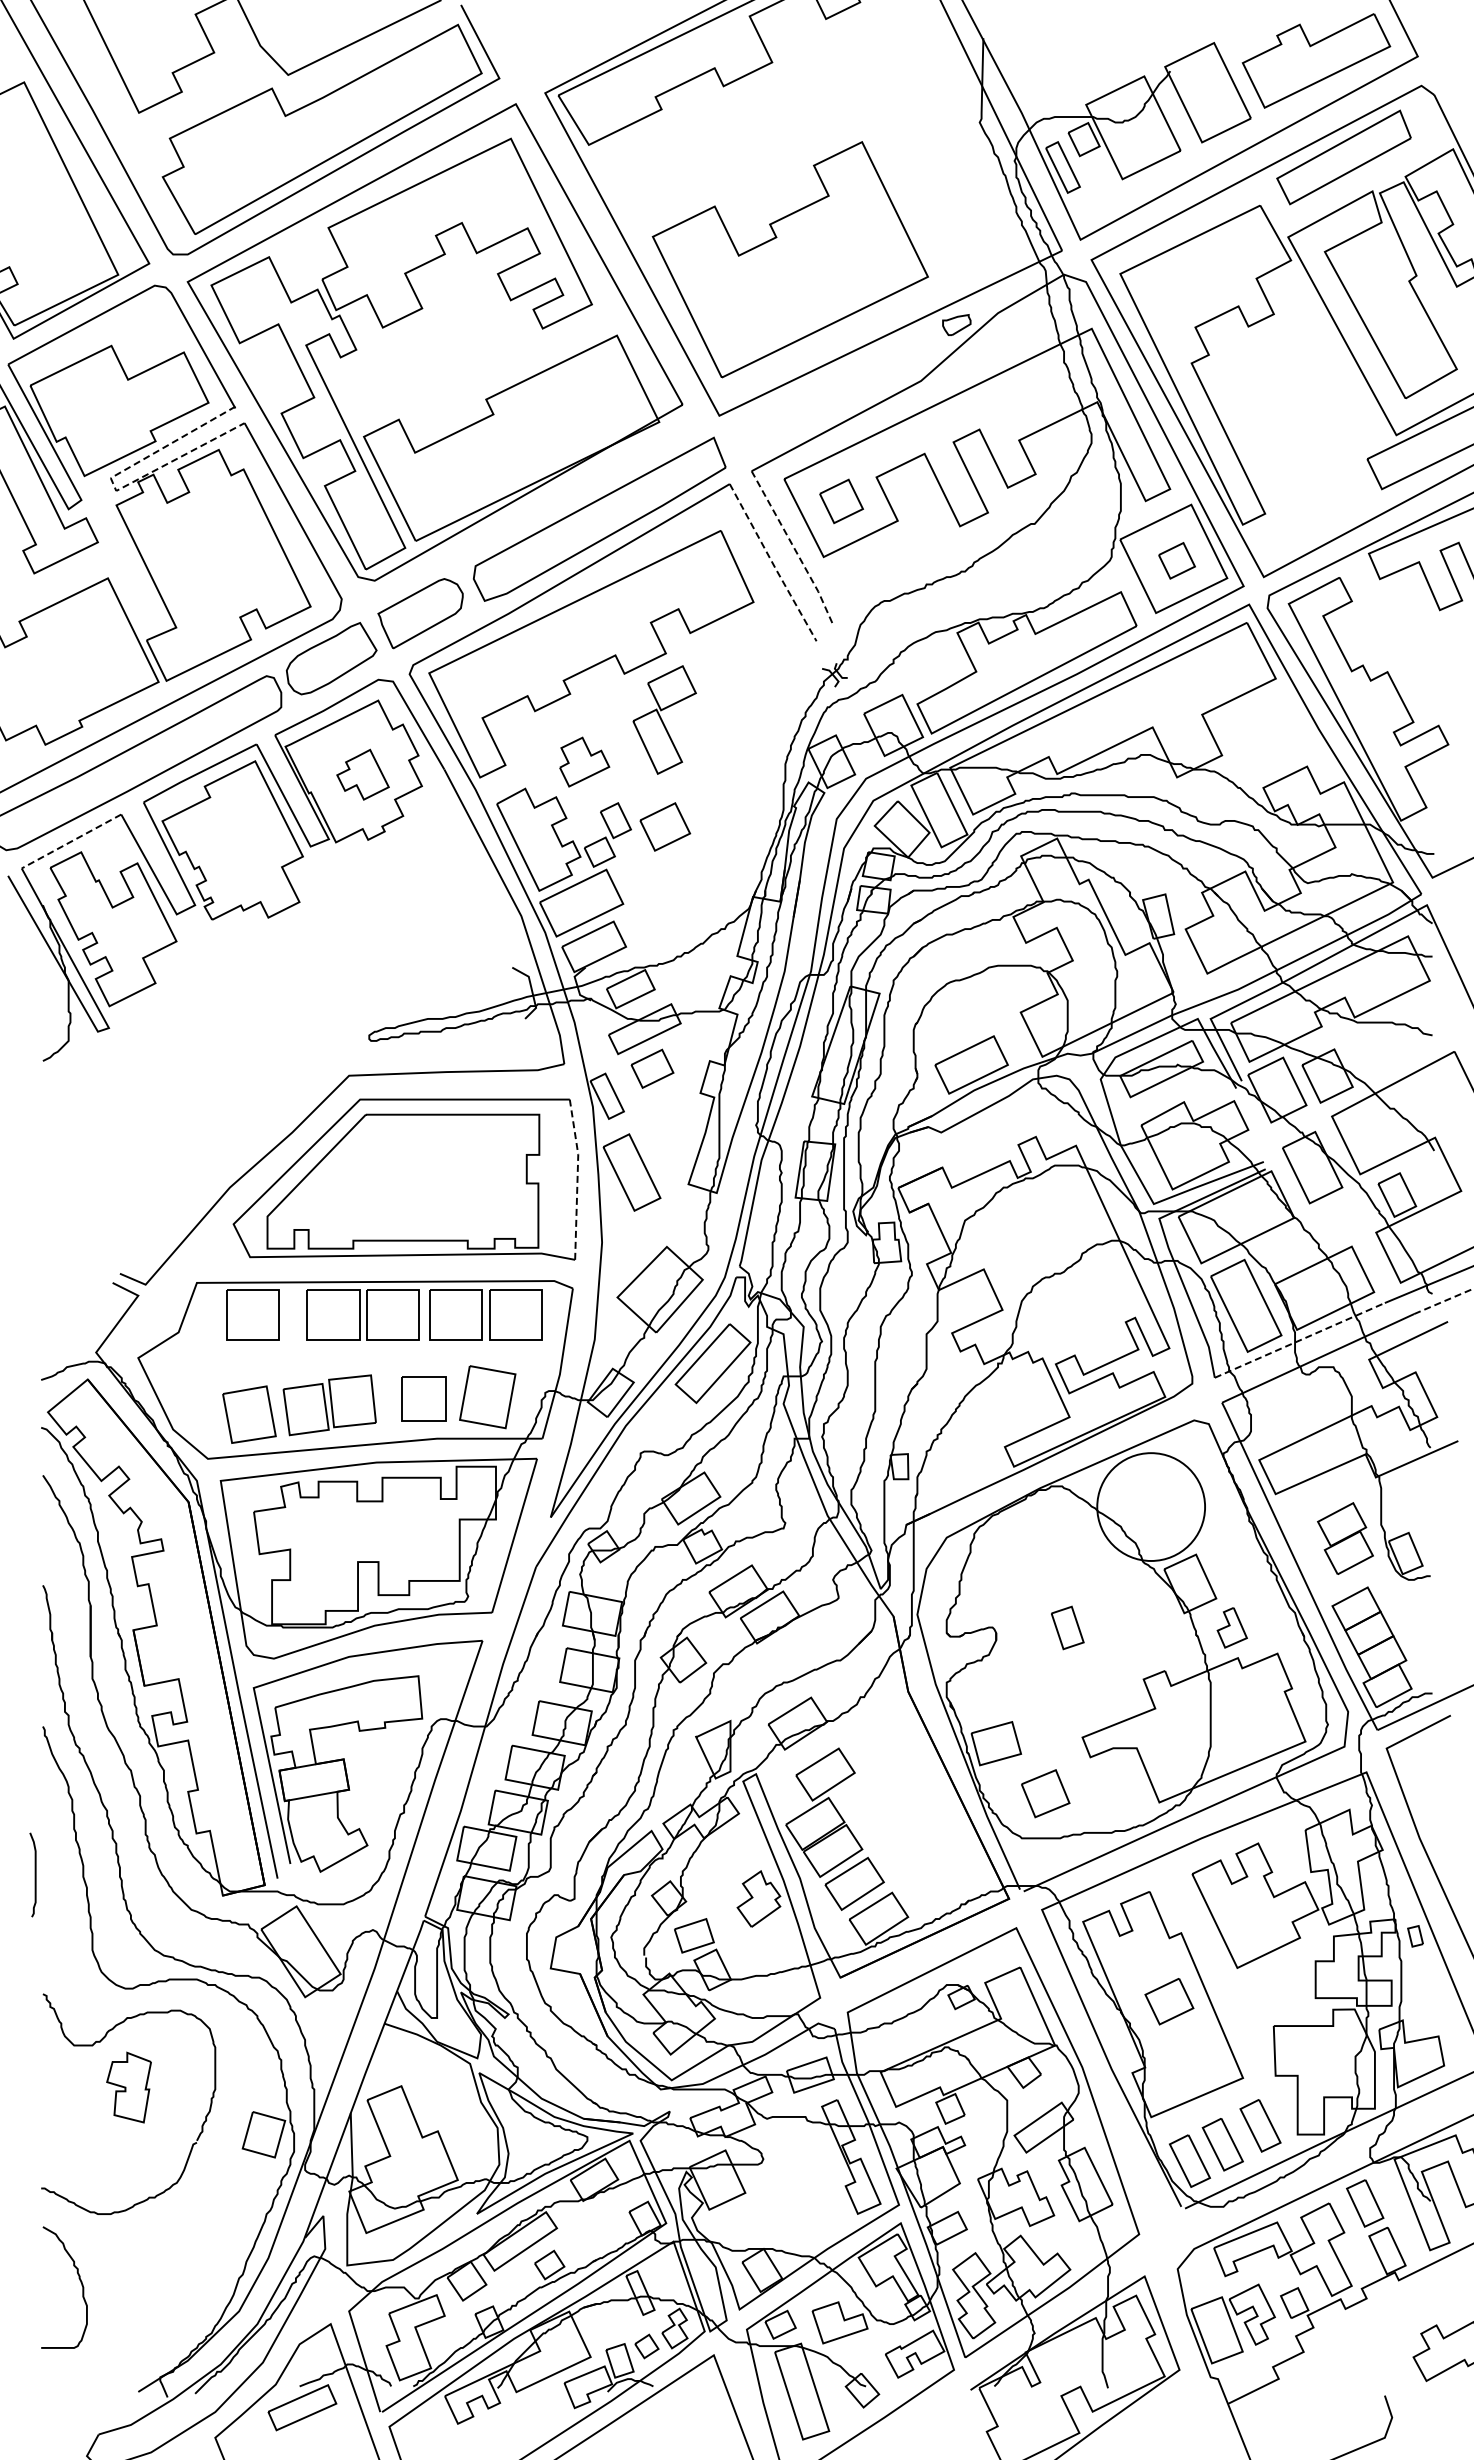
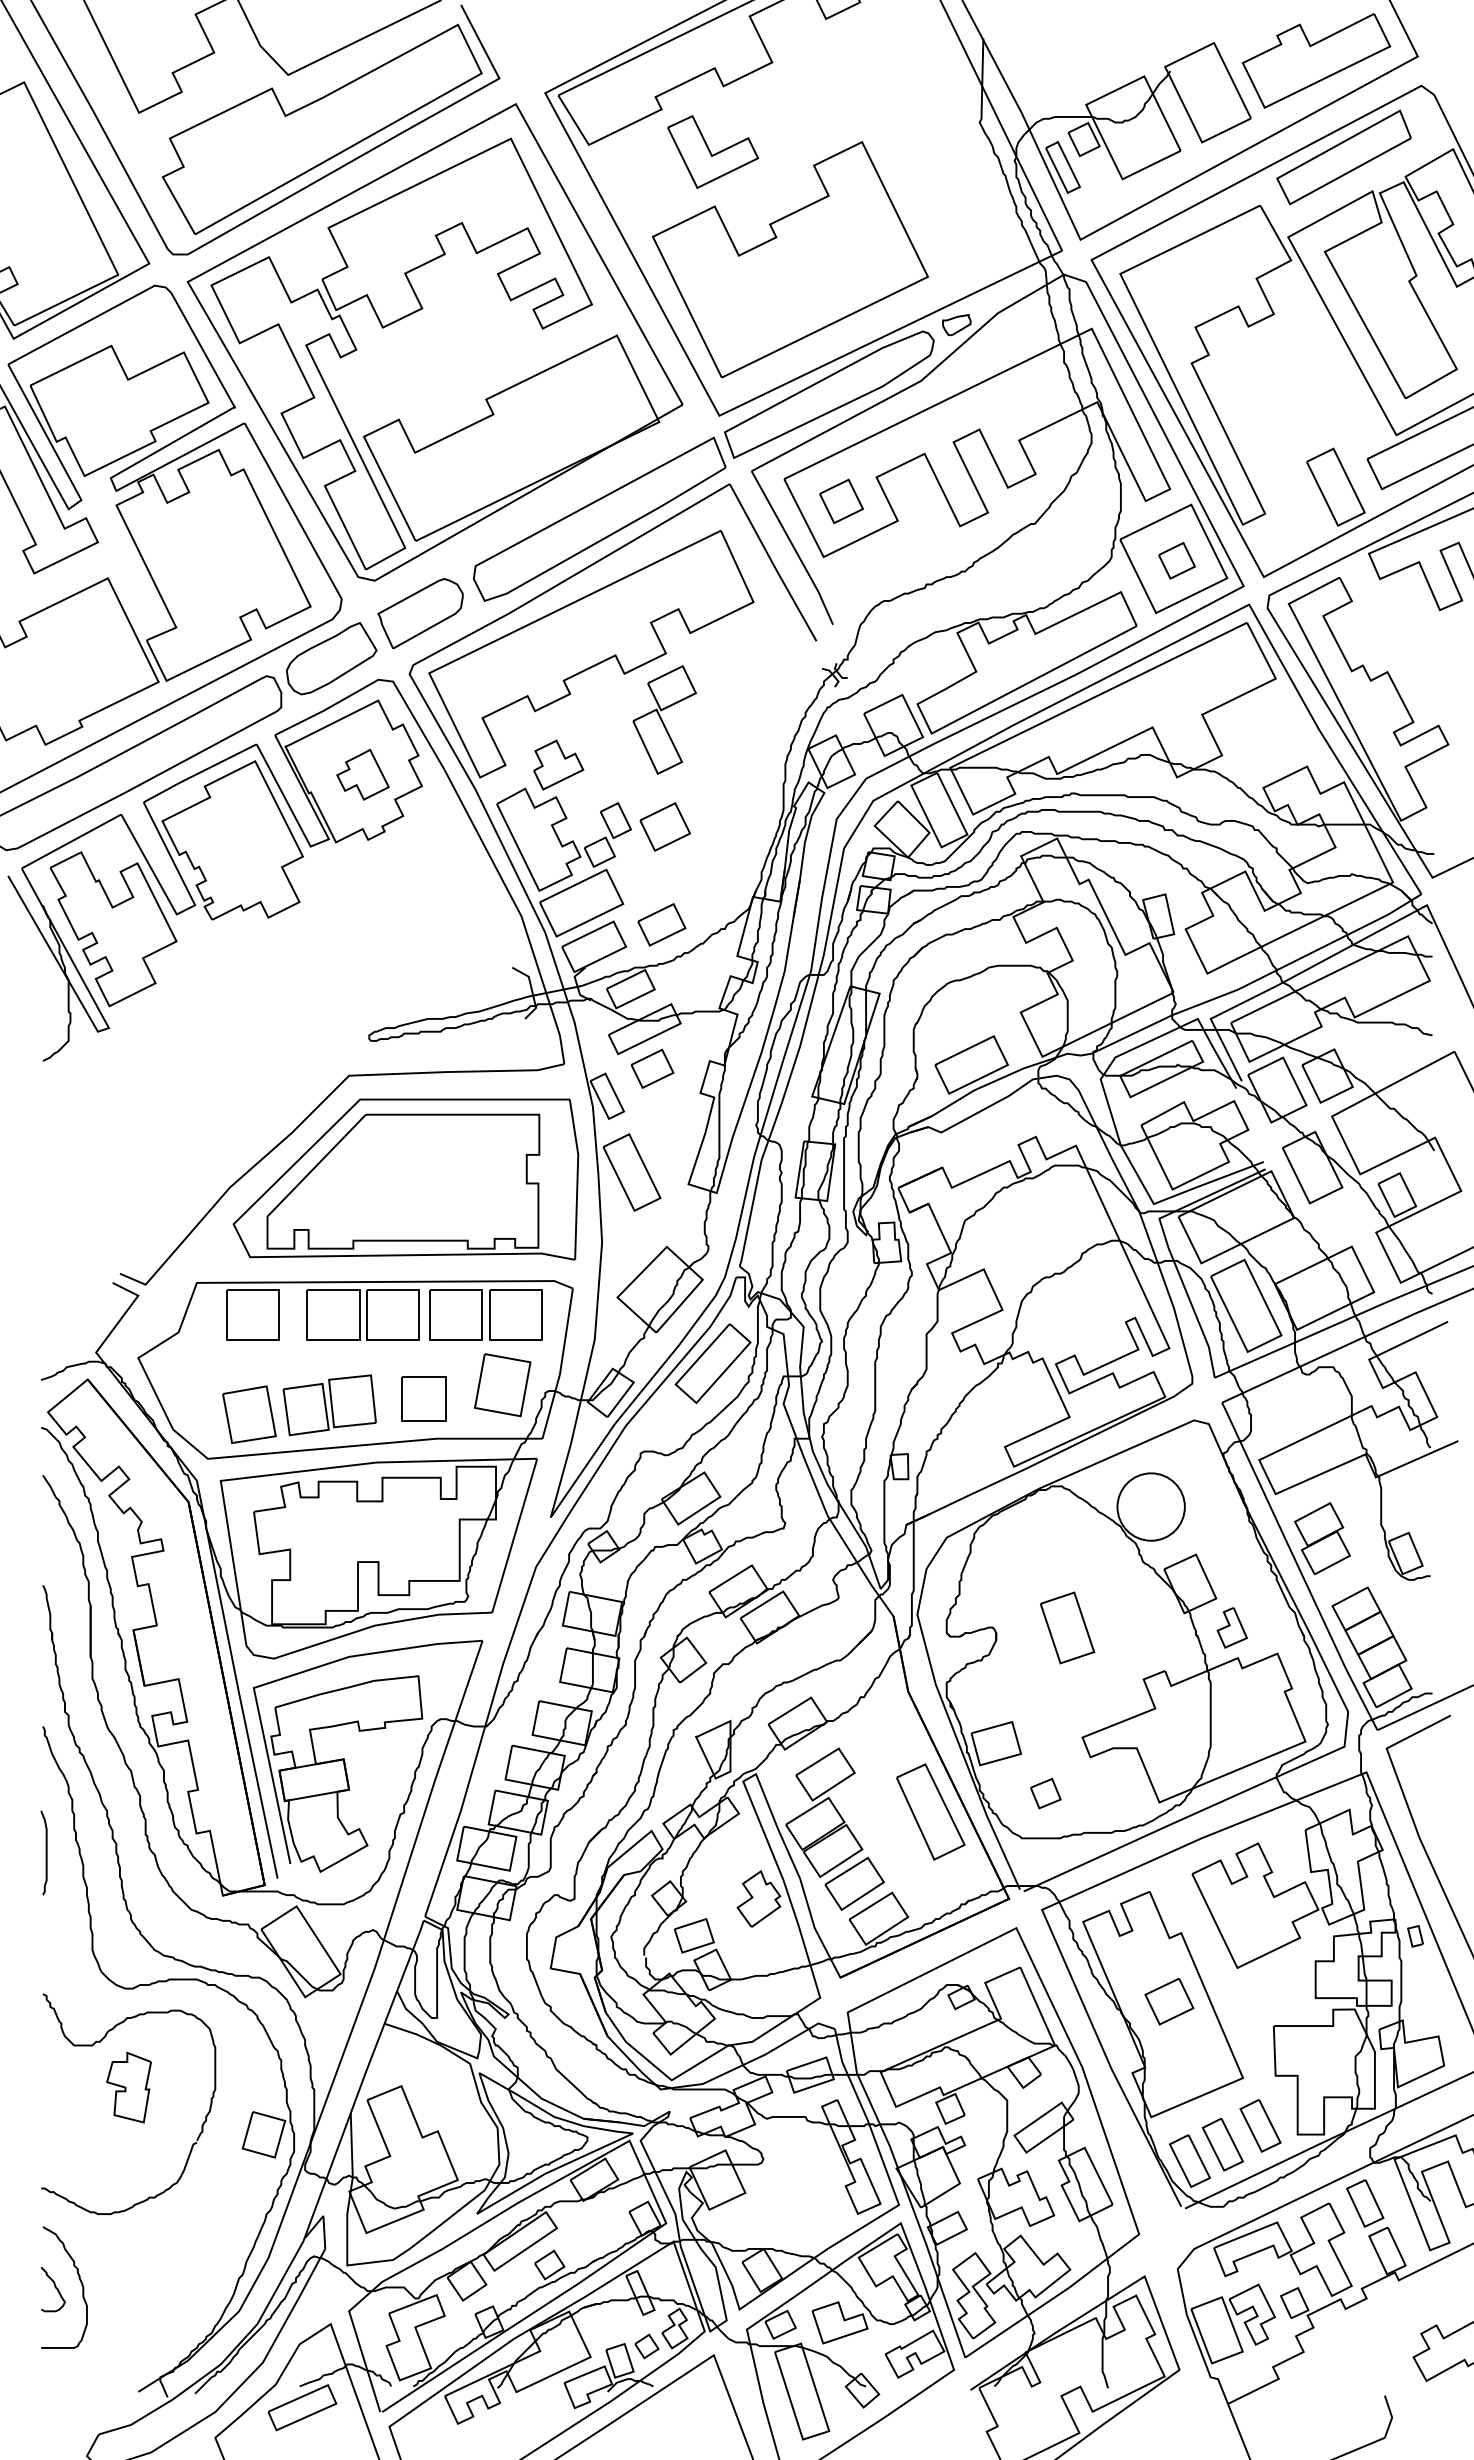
part: none -> present (713, 151)
part: none -> present (829, 394)
line: dashed -> solid (113, 485)
part: none -> present (1335, 486)
line: dashed -> solid (794, 548)
line: dashed -> solid (772, 563)
part position: (584, 761) -> (558, 764) (558, 764)
line: dashed -> solid (71, 841)
part: none -> present (661, 924)
line: dashed -> solid (577, 1178)
line: dashed -> solid (1444, 1301)
line: dashed -> solid (1299, 1340)
part position: (487, 1397) -> (502, 1385) (502, 1385)
circle diameter: 108 px -> 67 px (1150, 1506)
part position: (1345, 1538) -> (1322, 1538) (1322, 1538)
part size: 34x46 px -> 56x74 px (1067, 1627)
part size: 50x50 px -> 32x33 px (1045, 1793)
line: none -> present (943, 1804)
curve position: (34, 1874) -> (45, 1852) (45, 1852)
curve: none -> present (54, 2287)
